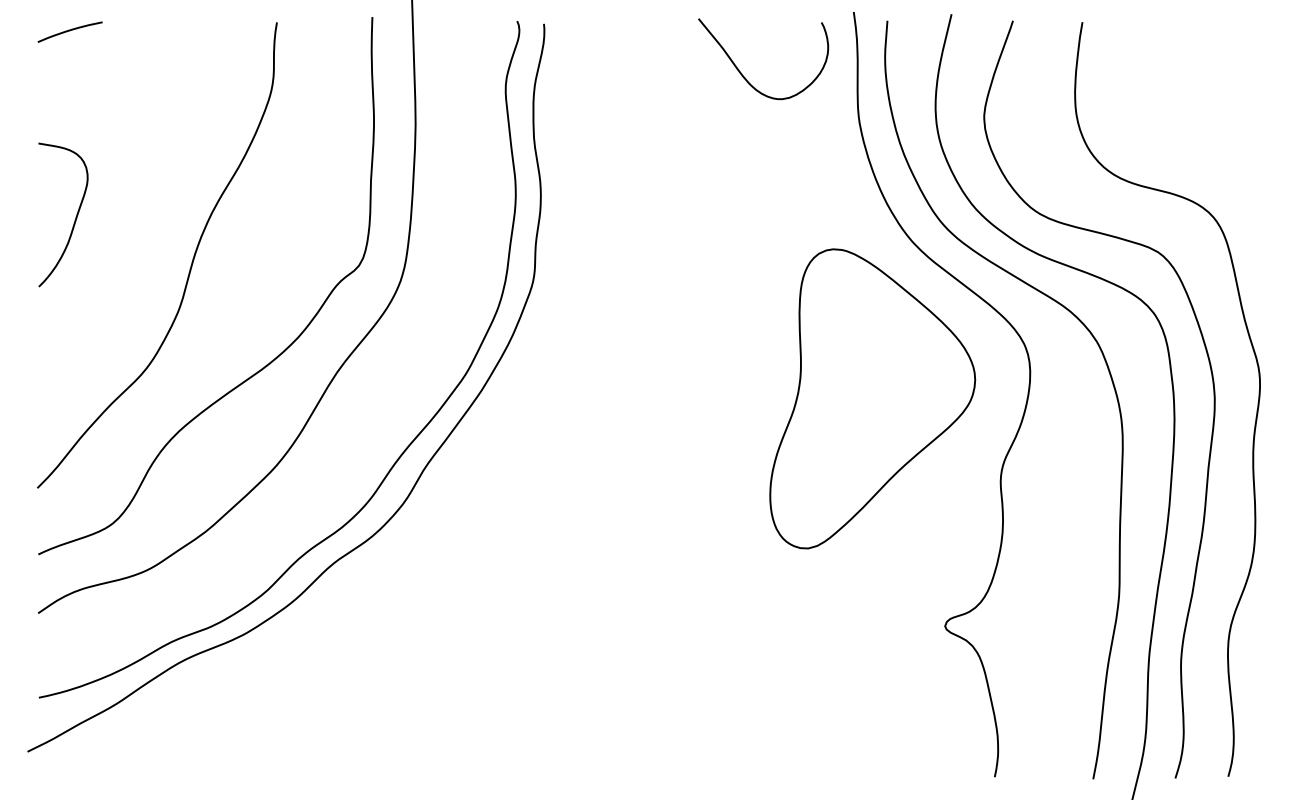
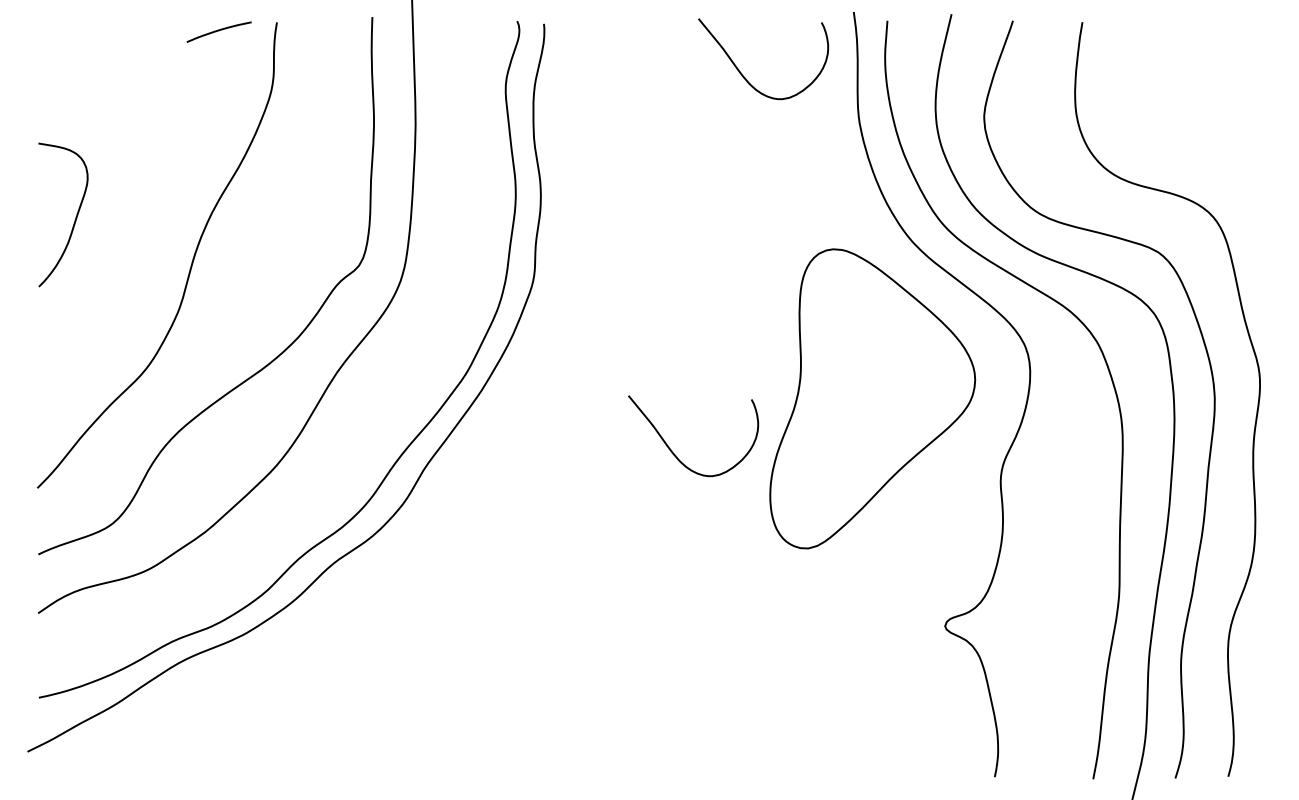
curve position: (69, 31) -> (218, 31) (218, 31)
curve: none -> present (672, 450)
